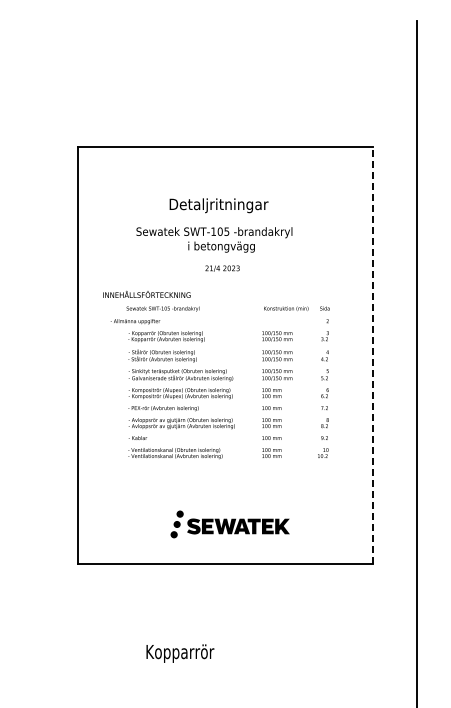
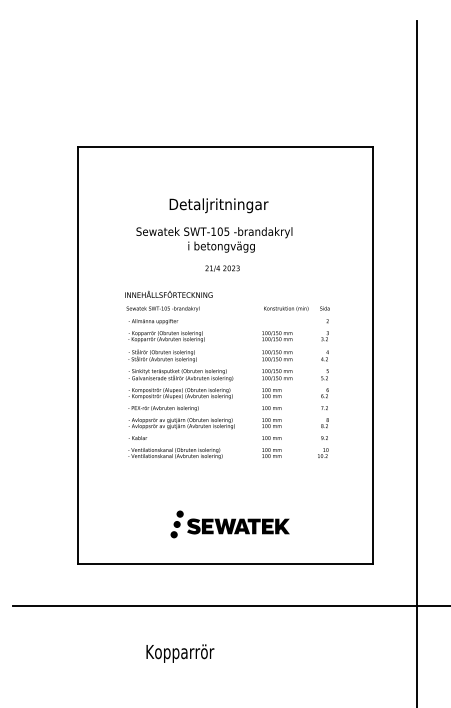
text position: (146, 293) -> (168, 293) (168, 293)
text position: (135, 321) -> (153, 321) (153, 321)
line: dashed -> solid (372, 355)
line: none -> present (230, 606)
